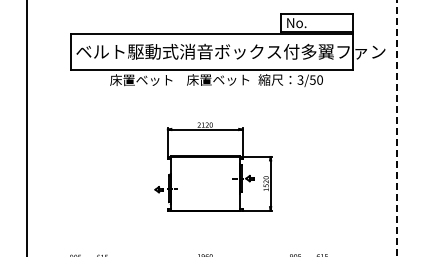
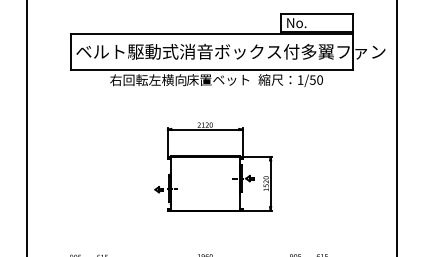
text: 3/50 -> 1/50 (300, 79)
text: 床置ベット -> 右回転左横向 (148, 80)
line: dashed -> solid (397, 129)
